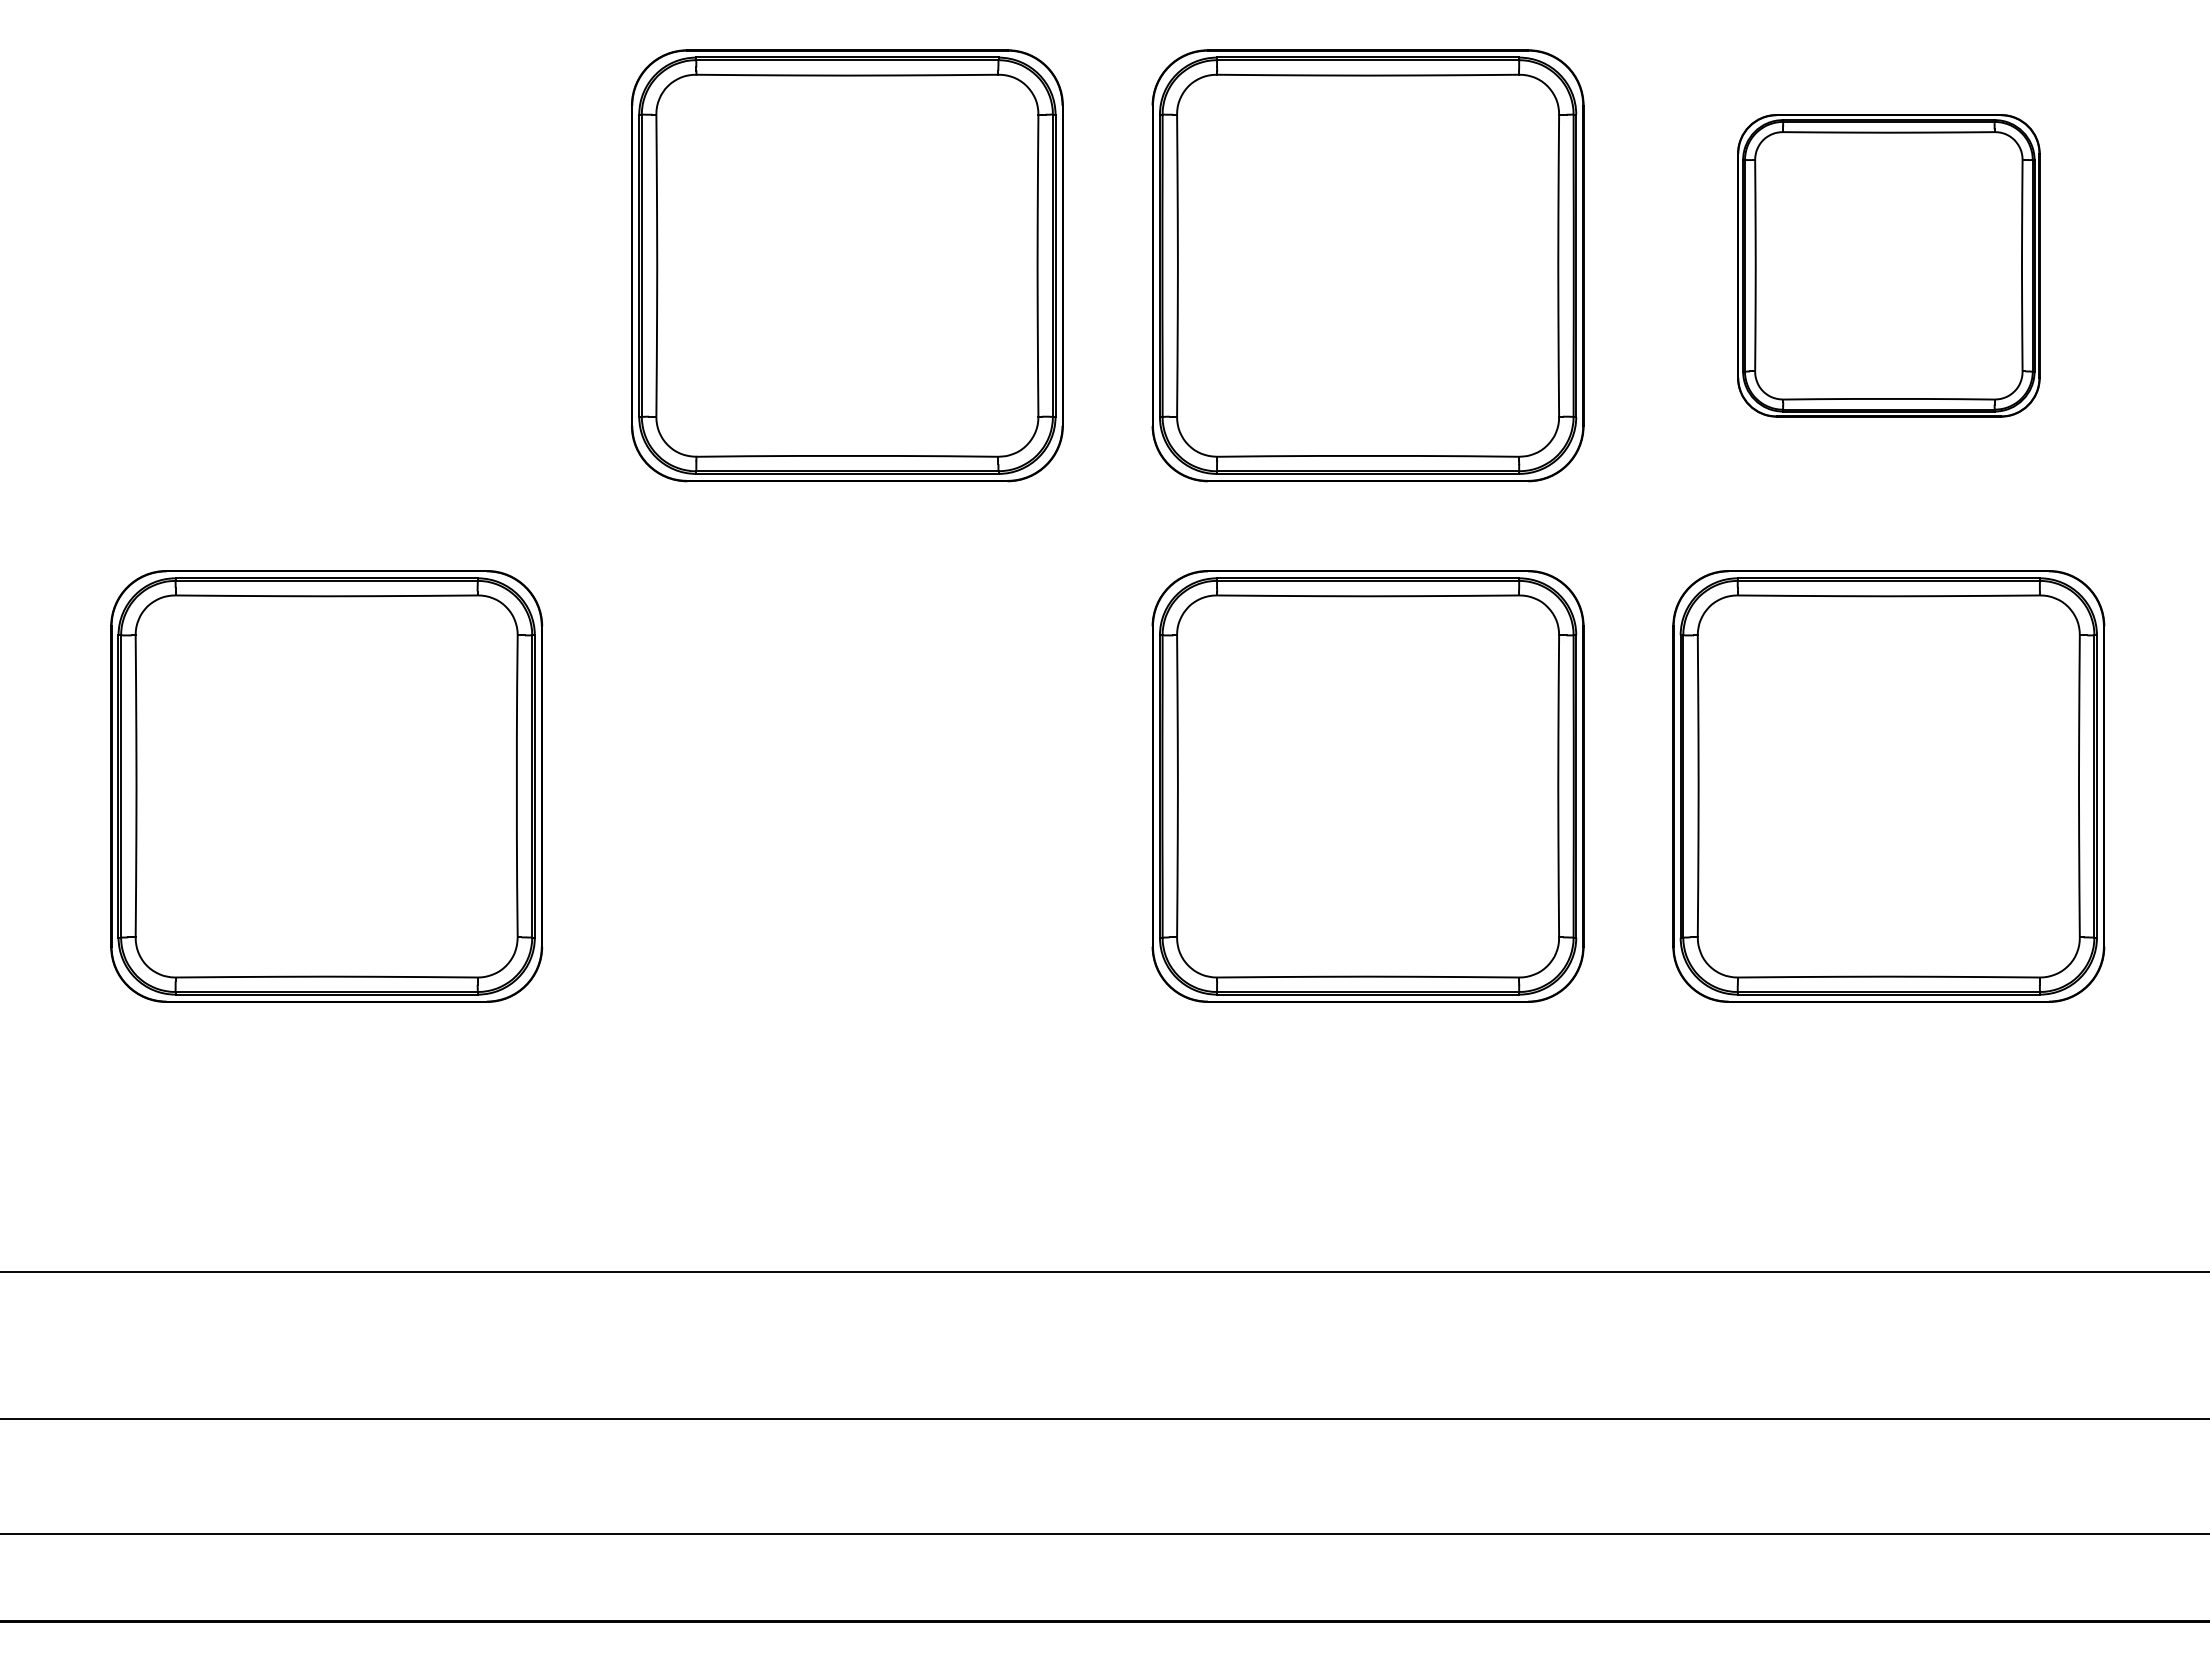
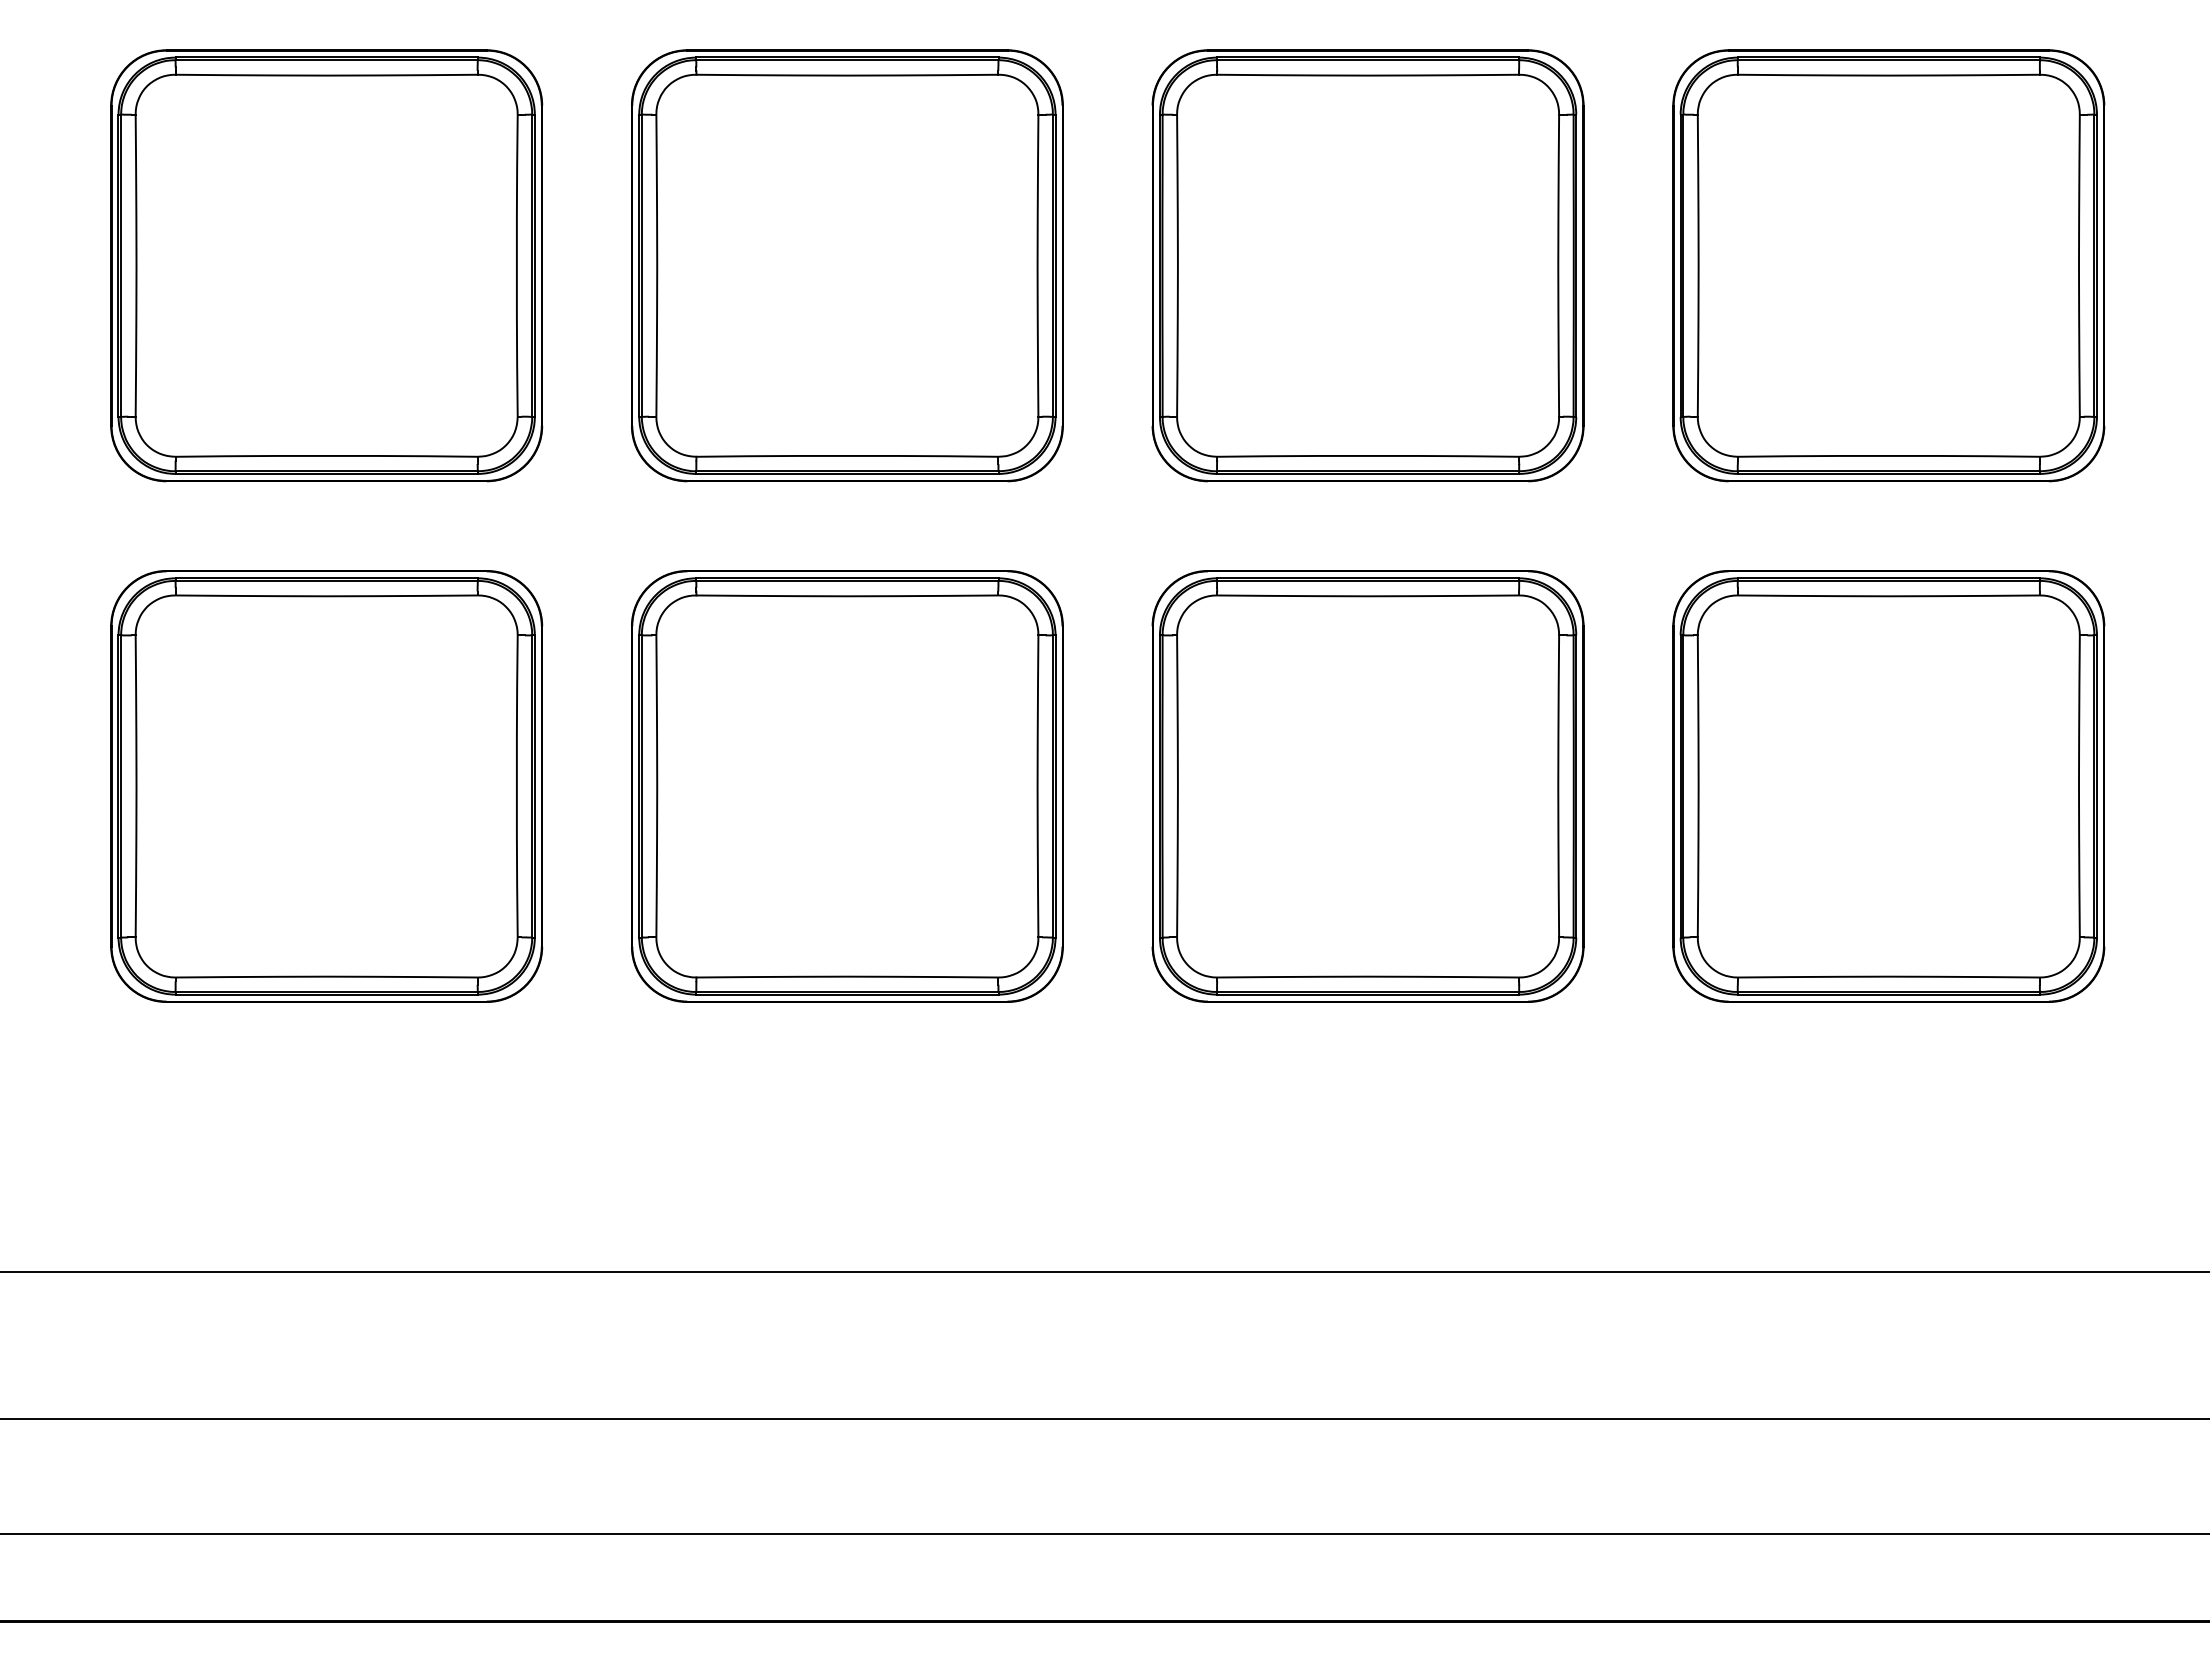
part: none -> present (326, 265)
part size: 304x304 px -> 434x434 px (1888, 265)
part: none -> present (847, 786)
